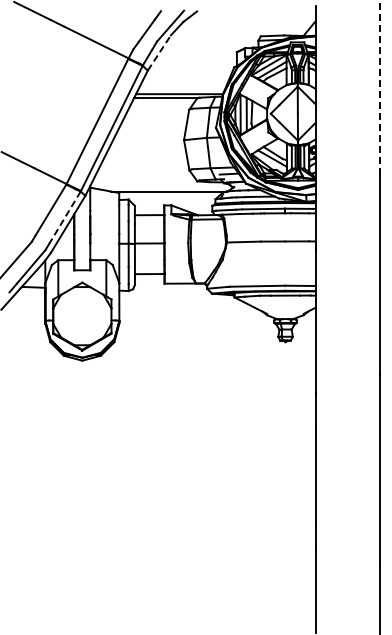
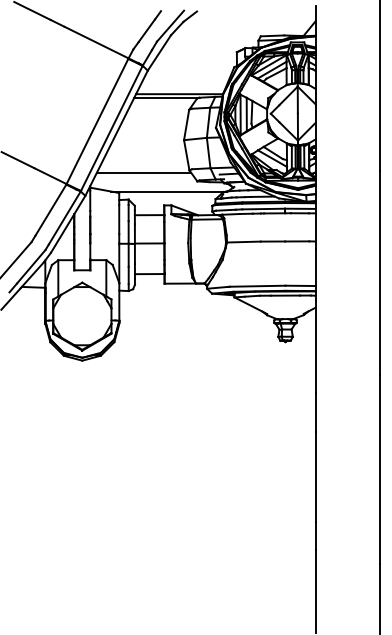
line: dashed -> solid (159, 52)
line: dashed -> solid (380, 86)
line: none -> present (143, 172)
line: dashed -> solid (64, 218)
